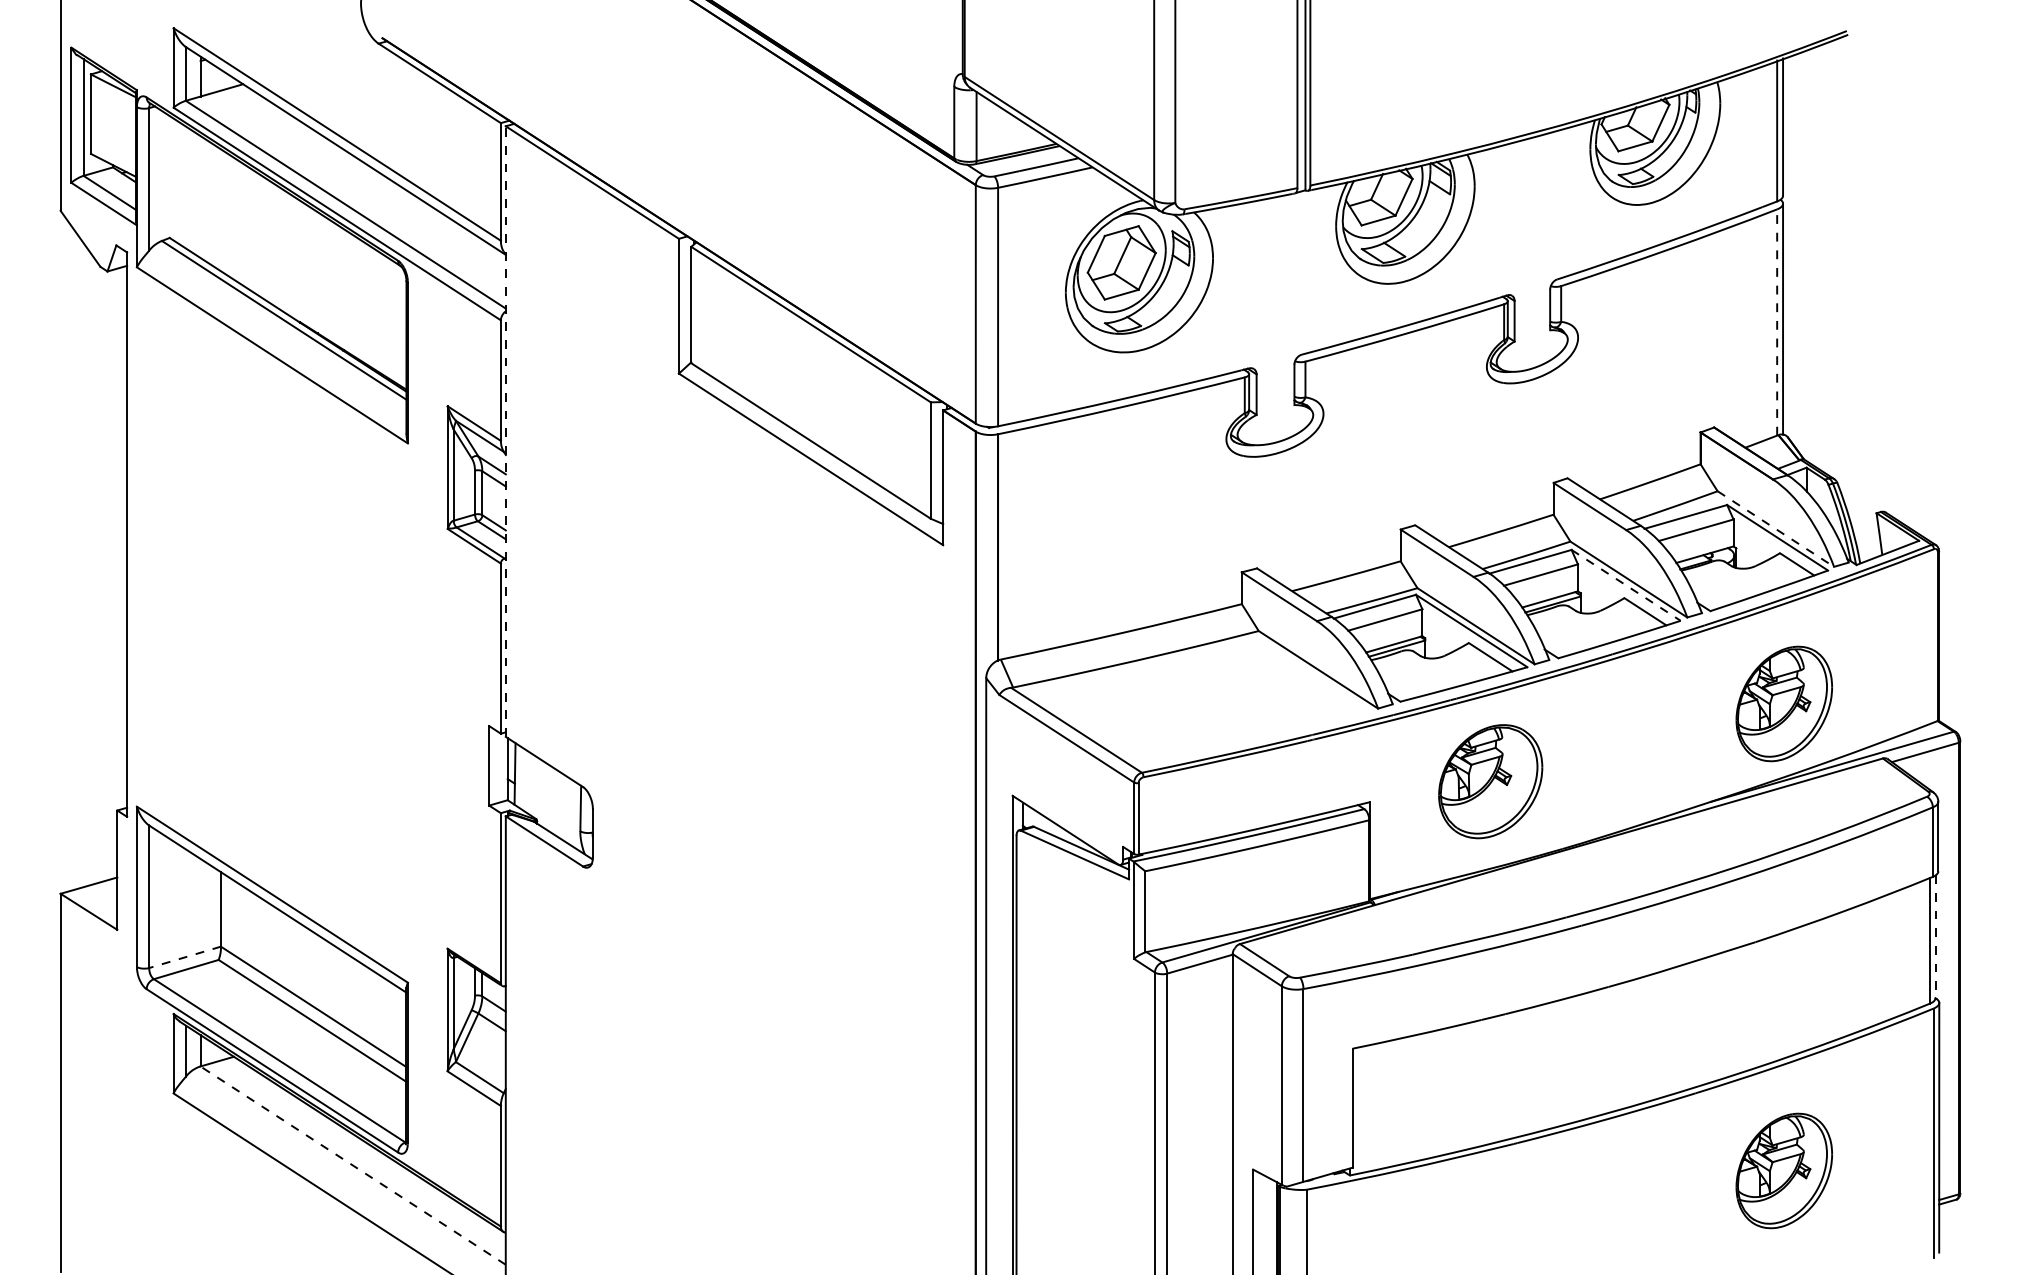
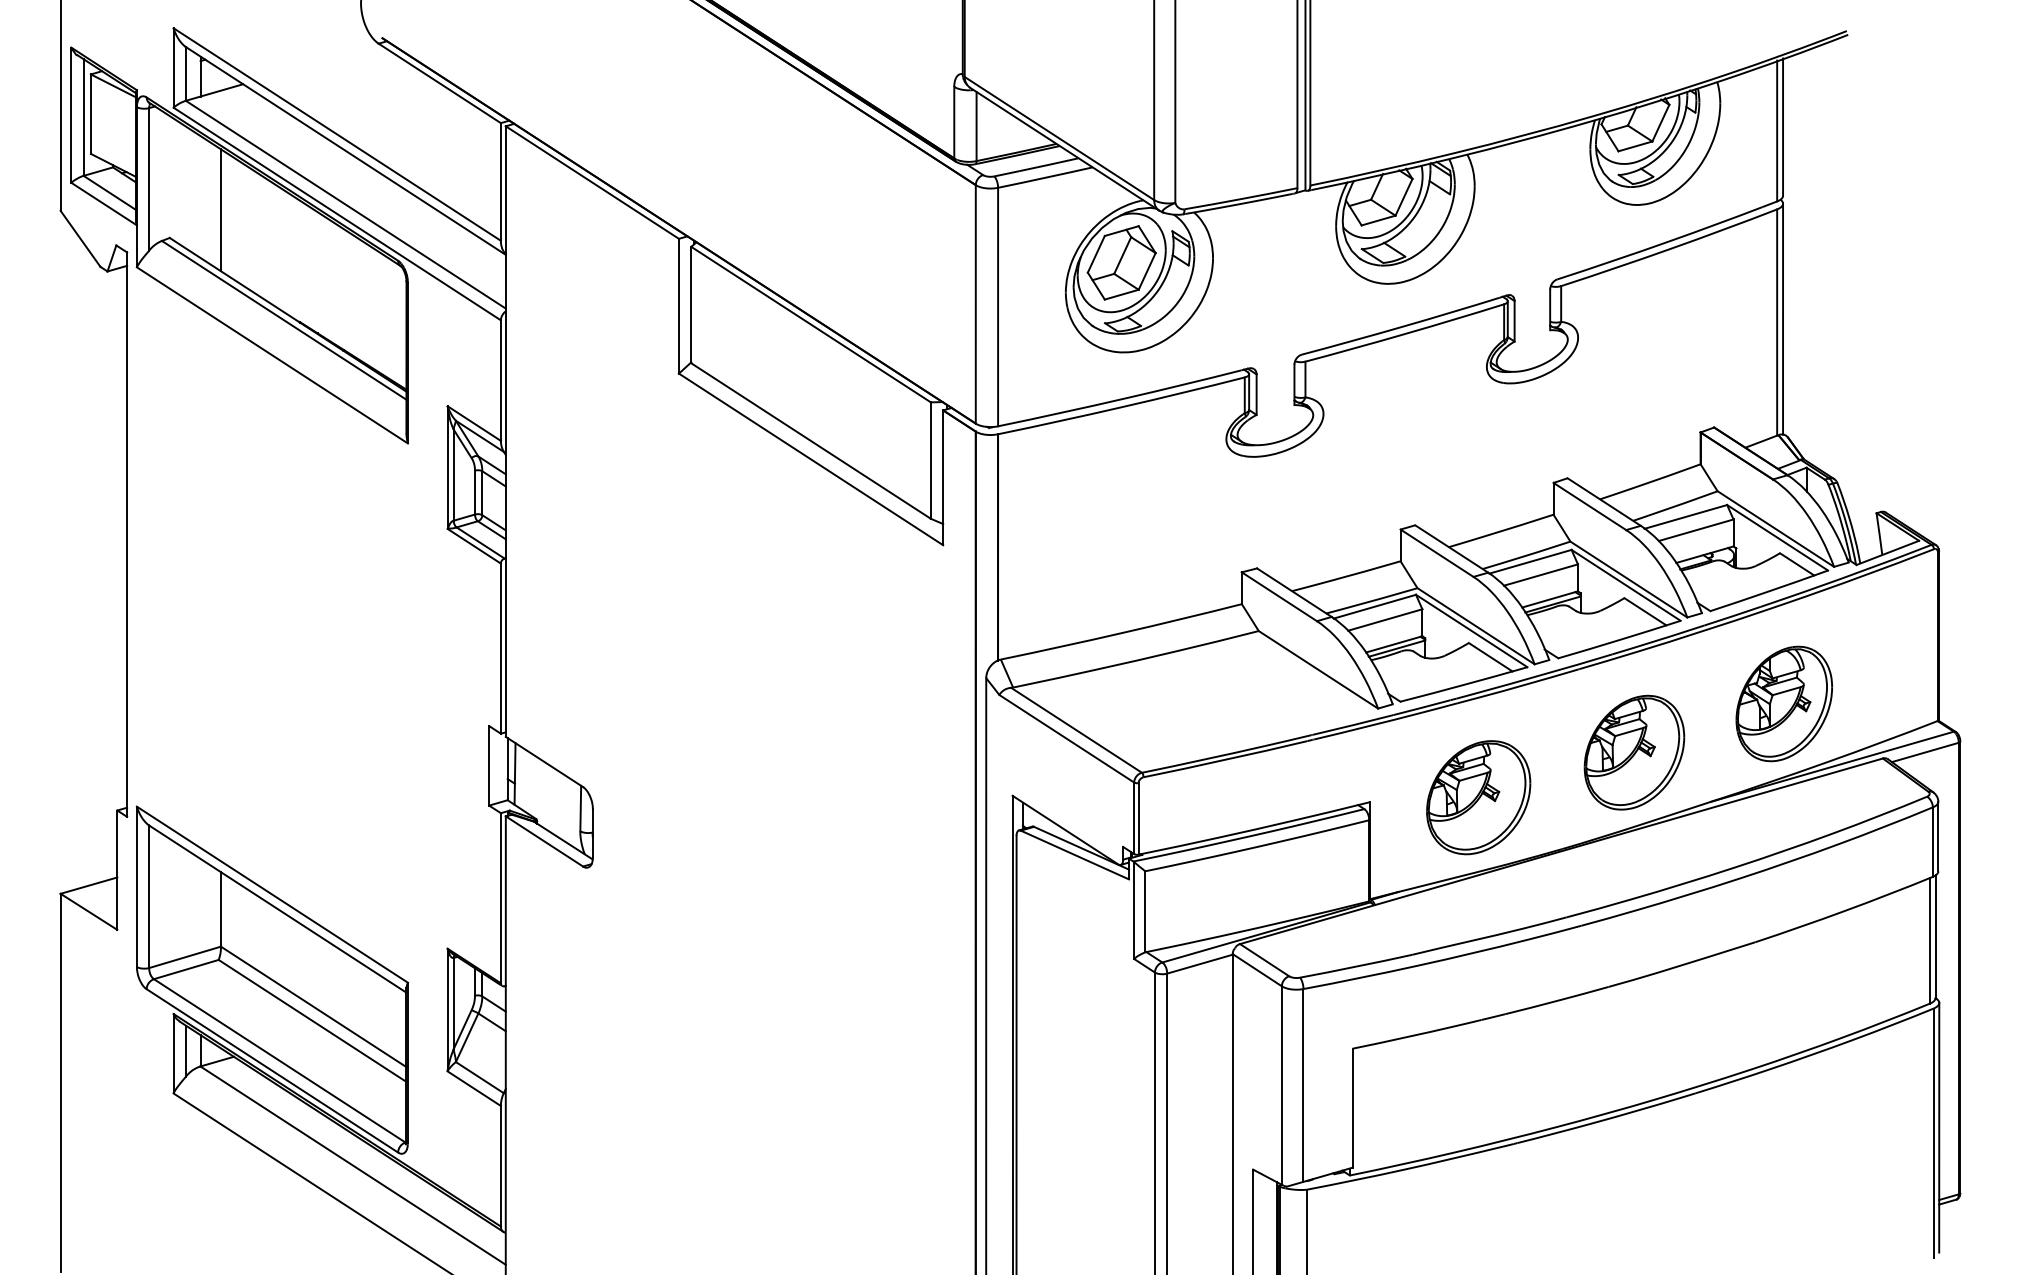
line: none -> present (221, 210)
line: dashed -> solid (1777, 322)
line: dashed -> solid (505, 431)
line: dashed -> solid (1776, 529)
line: dashed -> solid (1626, 585)
part: none -> present (1634, 752)
part position: (1490, 781) -> (1478, 797) (1478, 797)
line: dashed -> solid (1935, 937)
line: dashed -> solid (185, 957)
line: dashed -> solid (353, 1165)
part: present -> none (1783, 1170)
